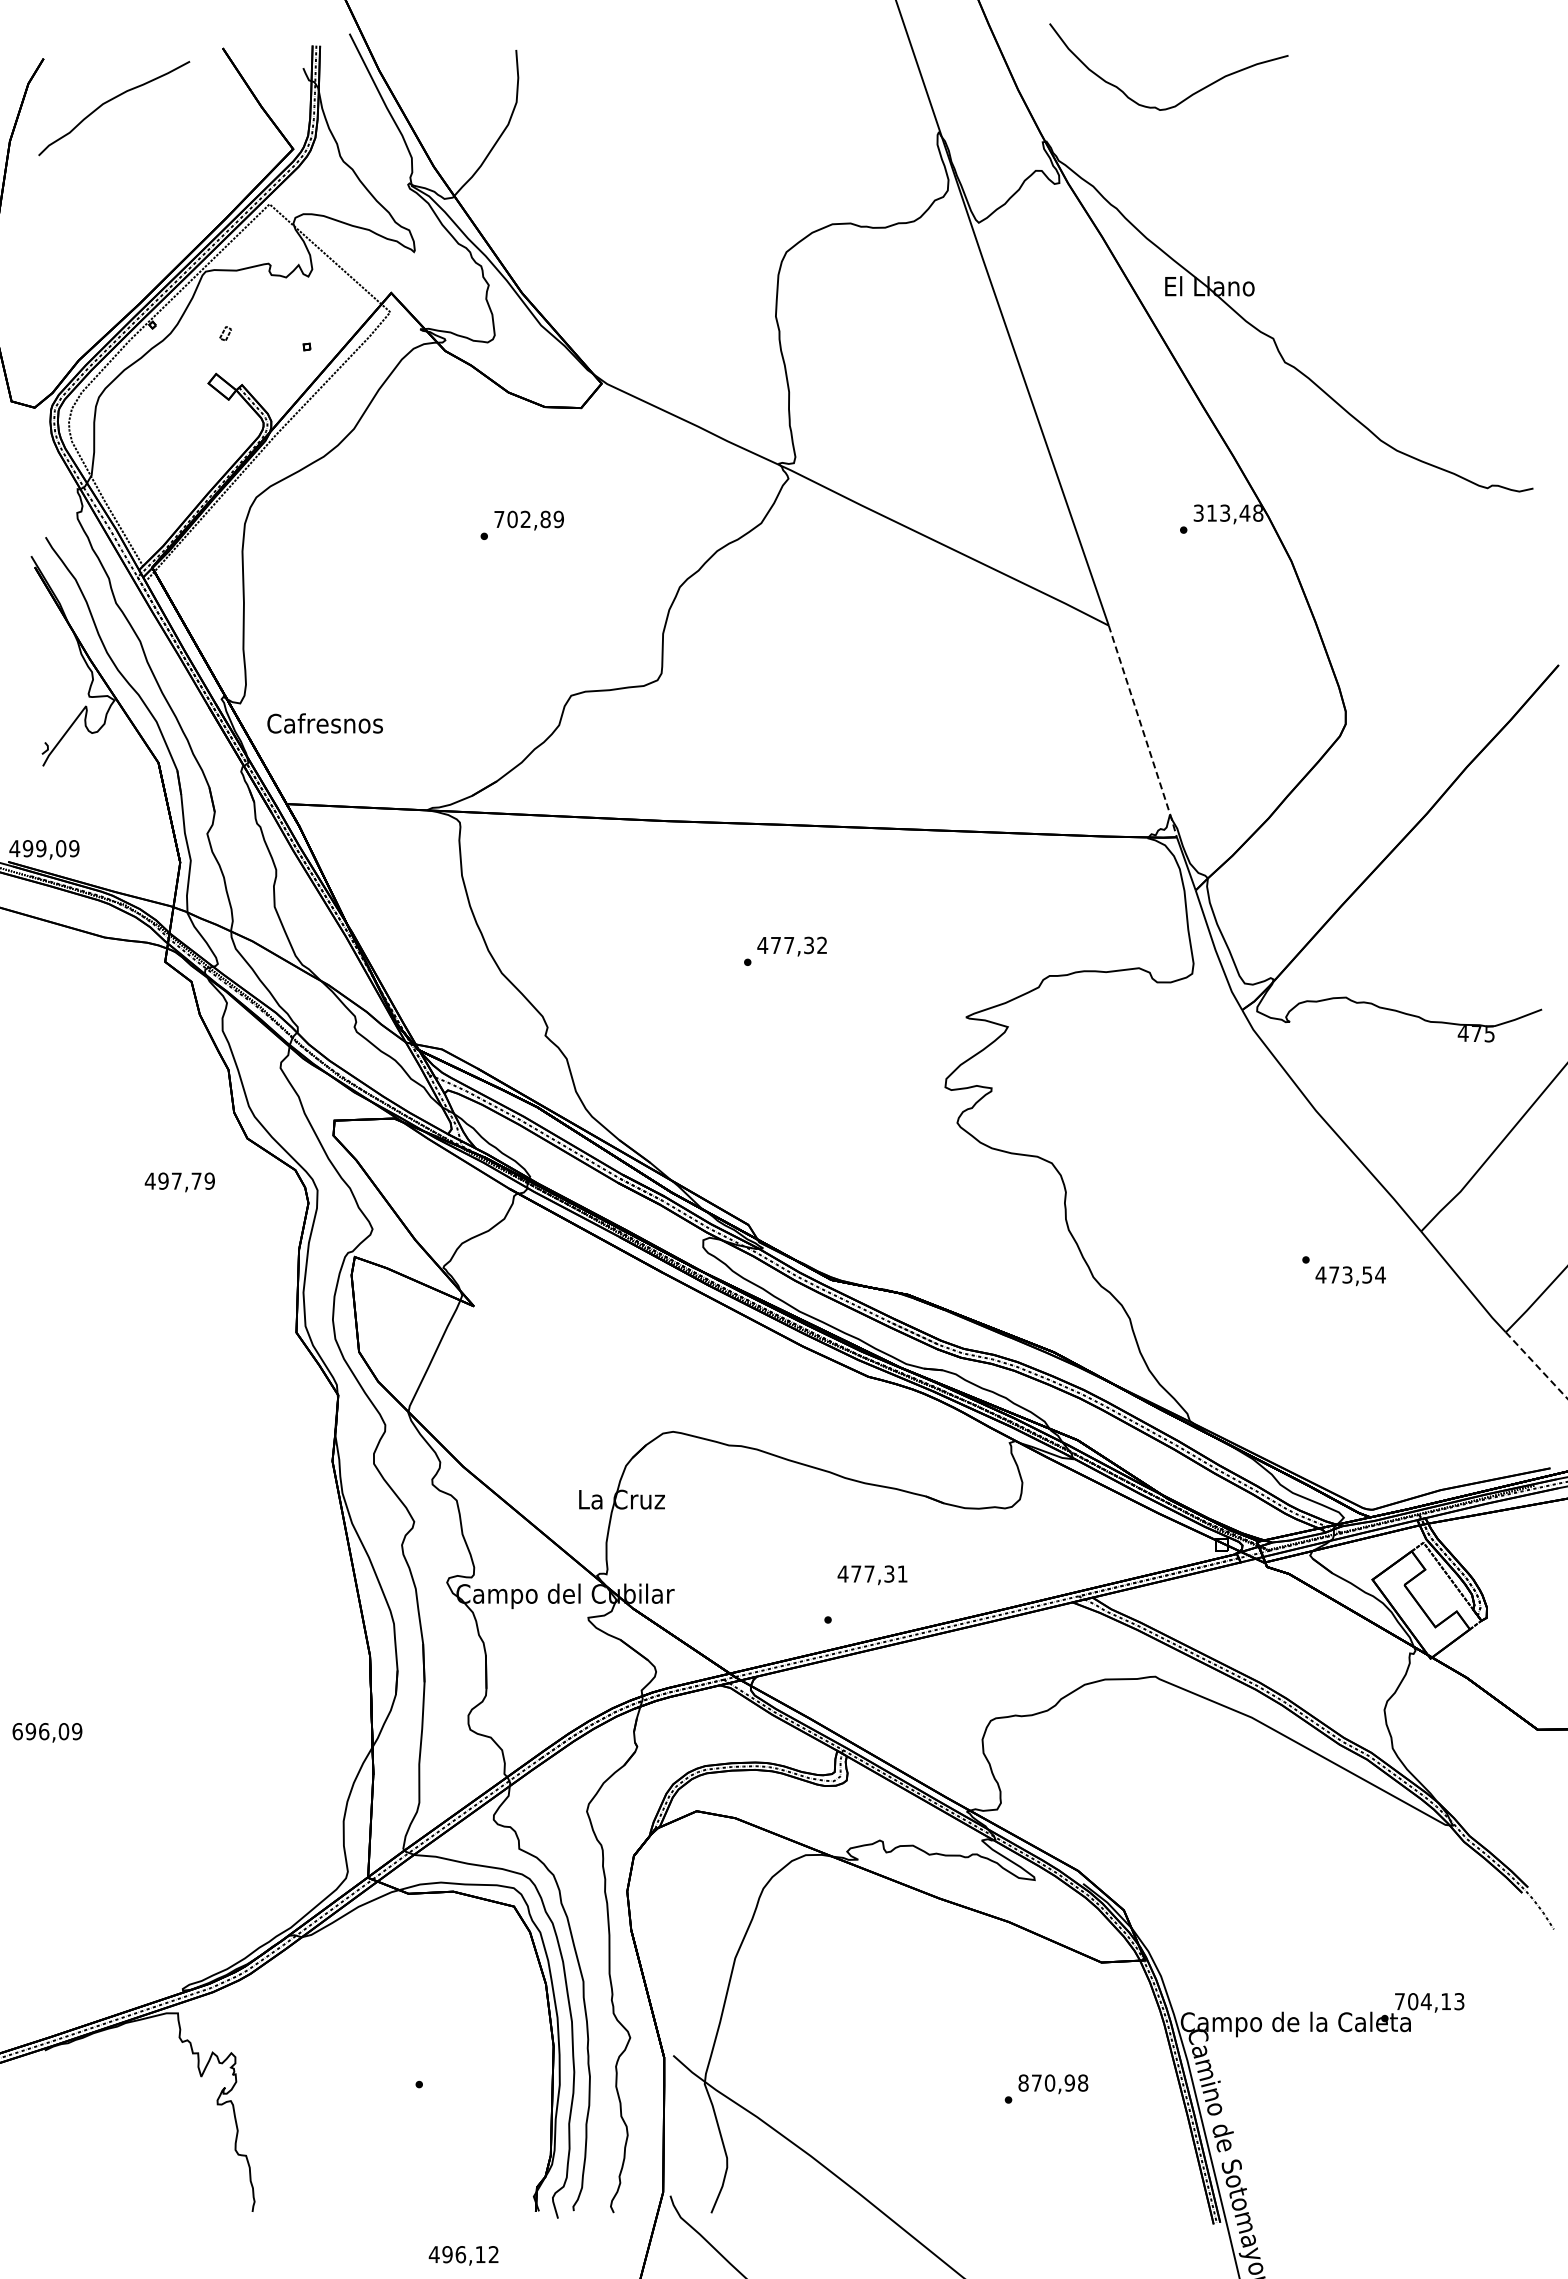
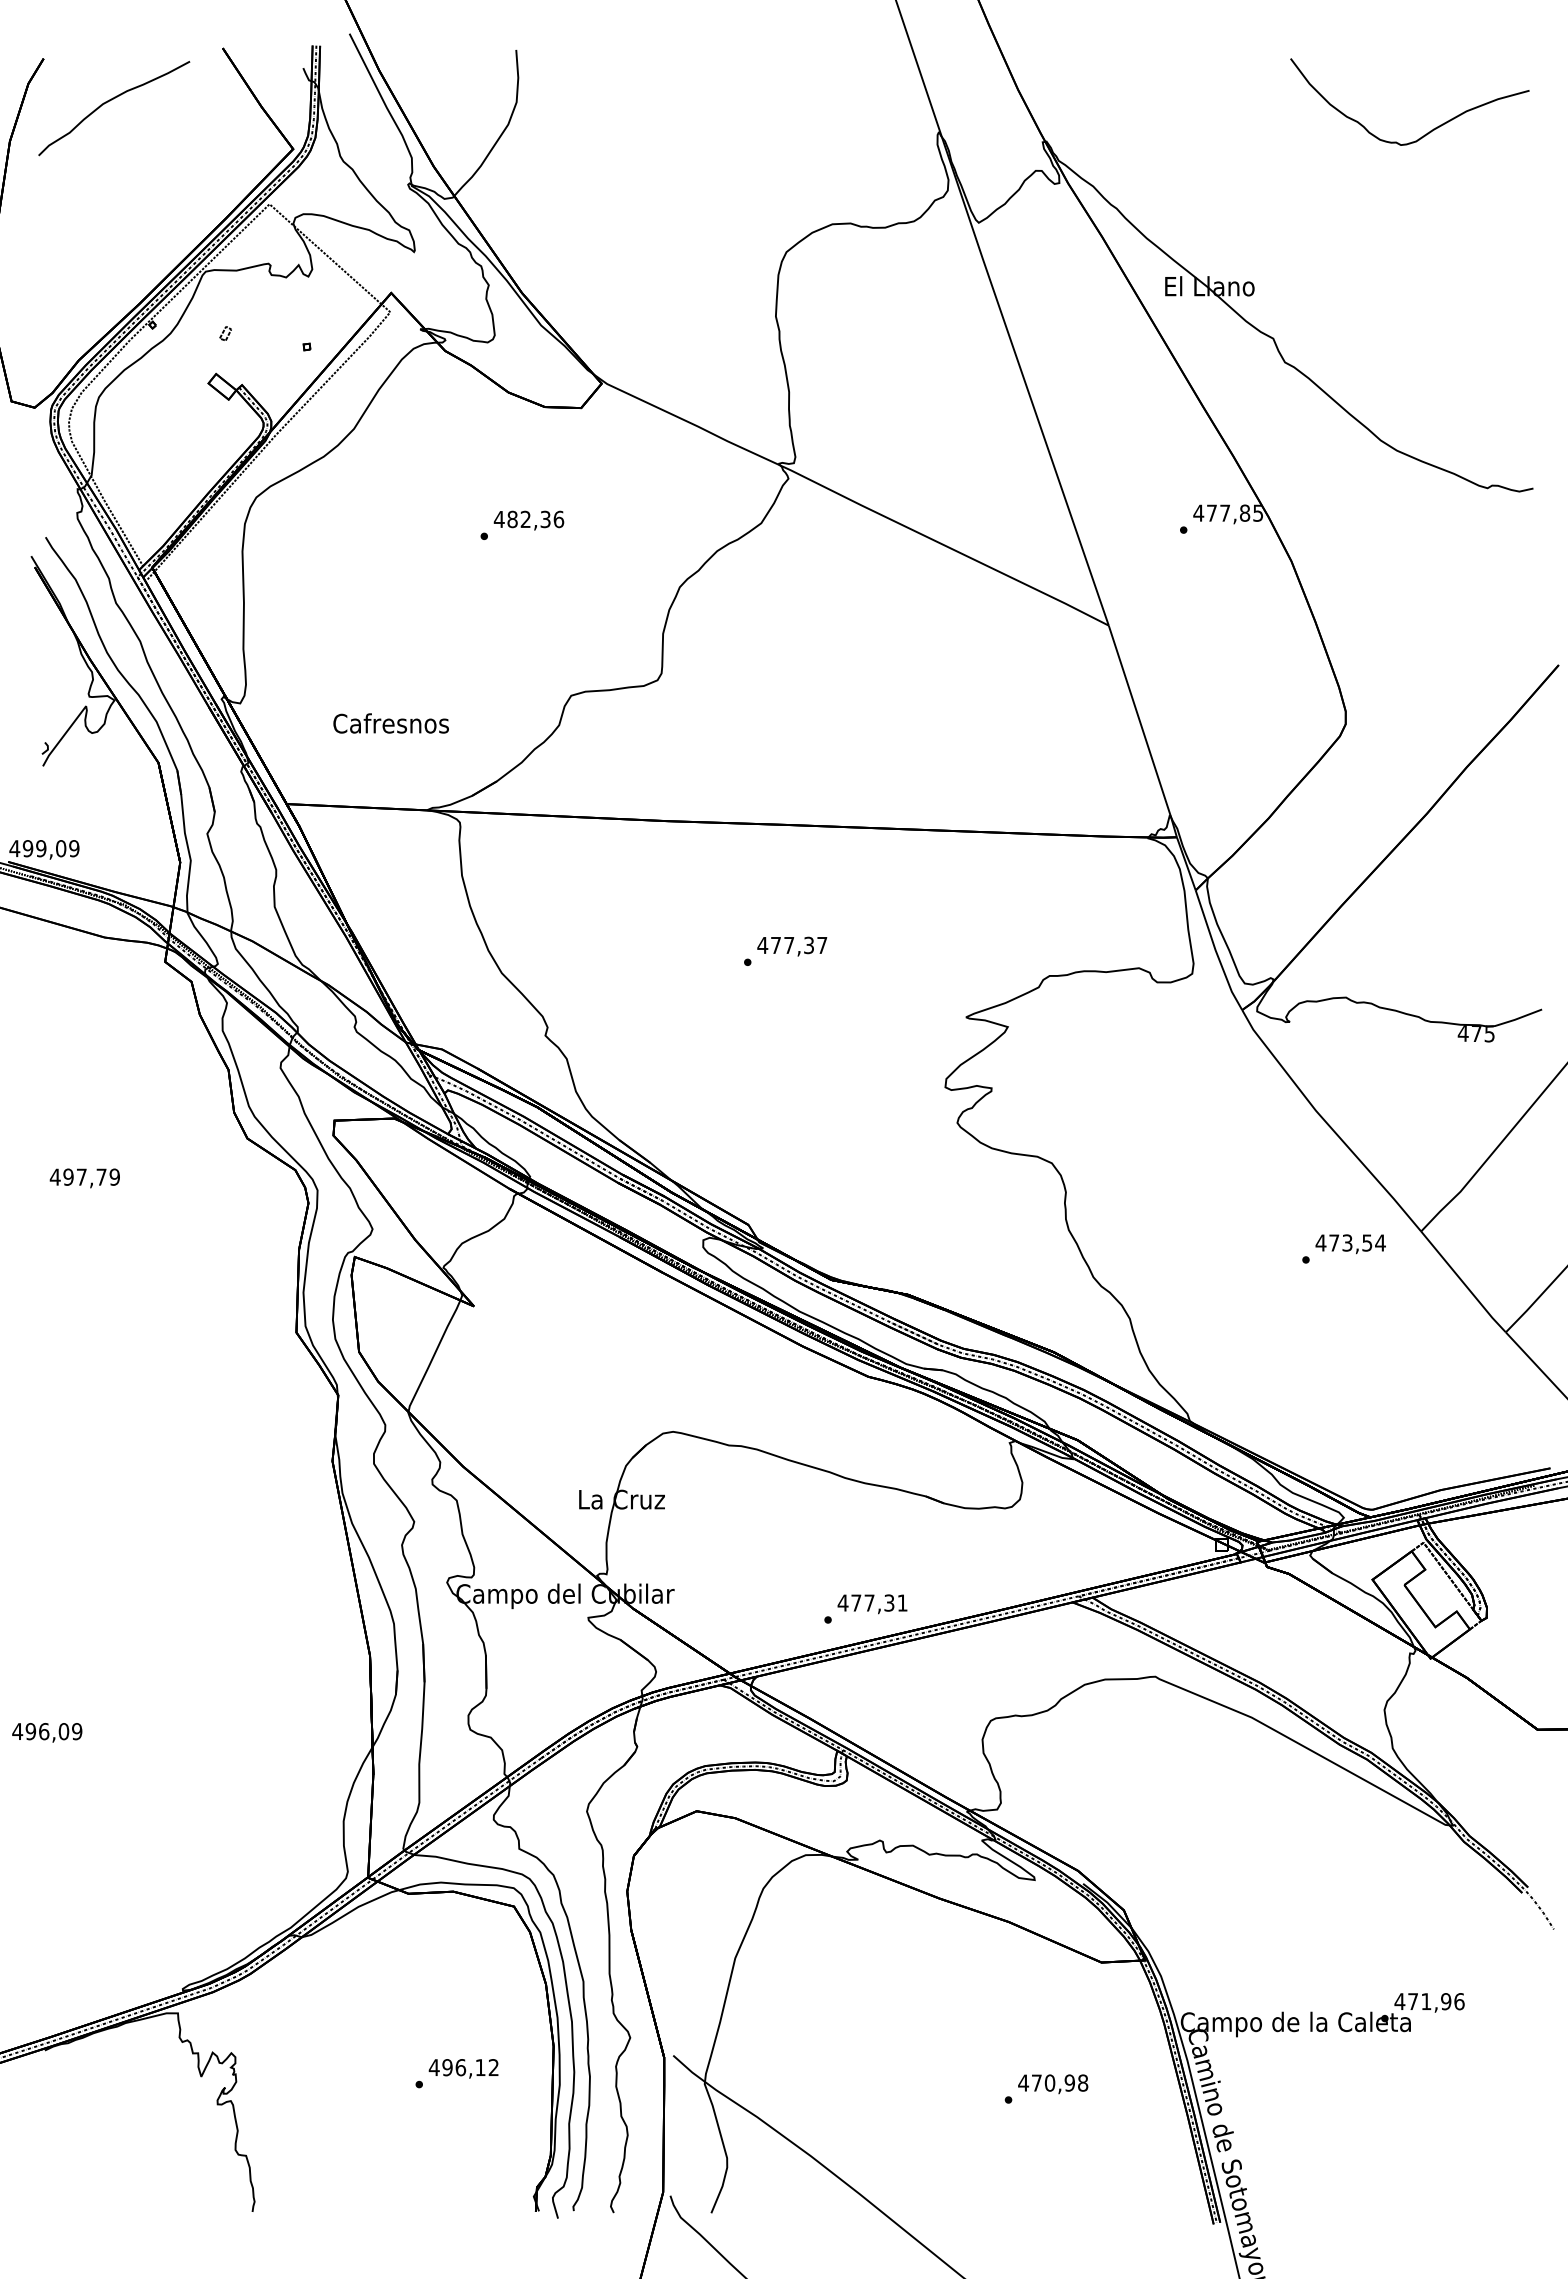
curve position: (1189, 95) -> (1430, 130) (1430, 130)
text: 313,48 -> 477,85 (1228, 512)
text: 702,89 -> 482,36 (528, 519)
text position: (324, 723) -> (390, 723) (390, 723)
line: dashed -> solid (1143, 732)
text: 477,32 -> 477,37 (822, 944)
text position: (179, 1182) -> (84, 1178) (84, 1178)
text position: (1350, 1276) -> (1350, 1244) (1350, 1244)
line: dashed -> solid (1537, 1366)
text position: (872, 1575) -> (872, 1604) (872, 1604)
text: 696,09 -> 496,09 (17, 1731)
text: 704,13 -> 471,96 (1429, 2001)
text: 870,98 -> 470,98 (1023, 2082)
text position: (463, 2255) -> (463, 2068) (463, 2068)
